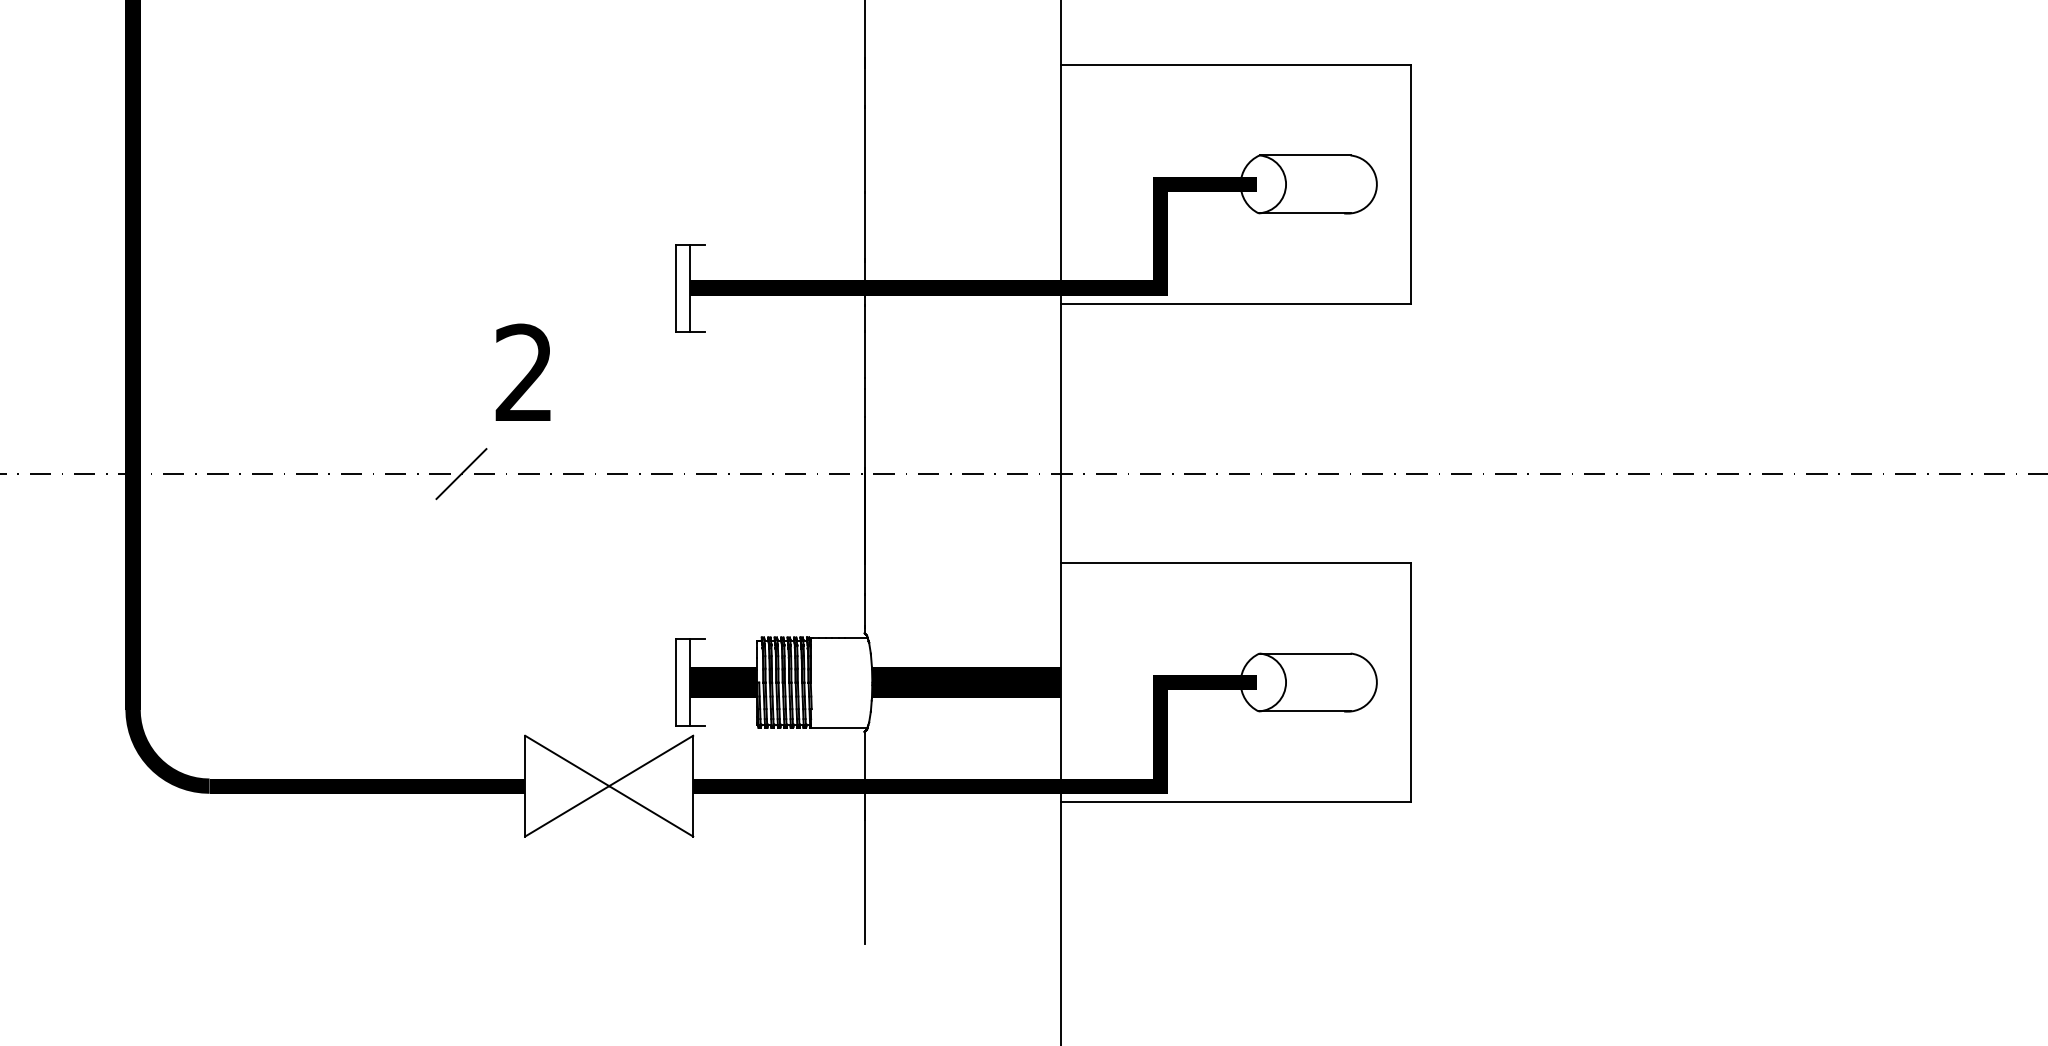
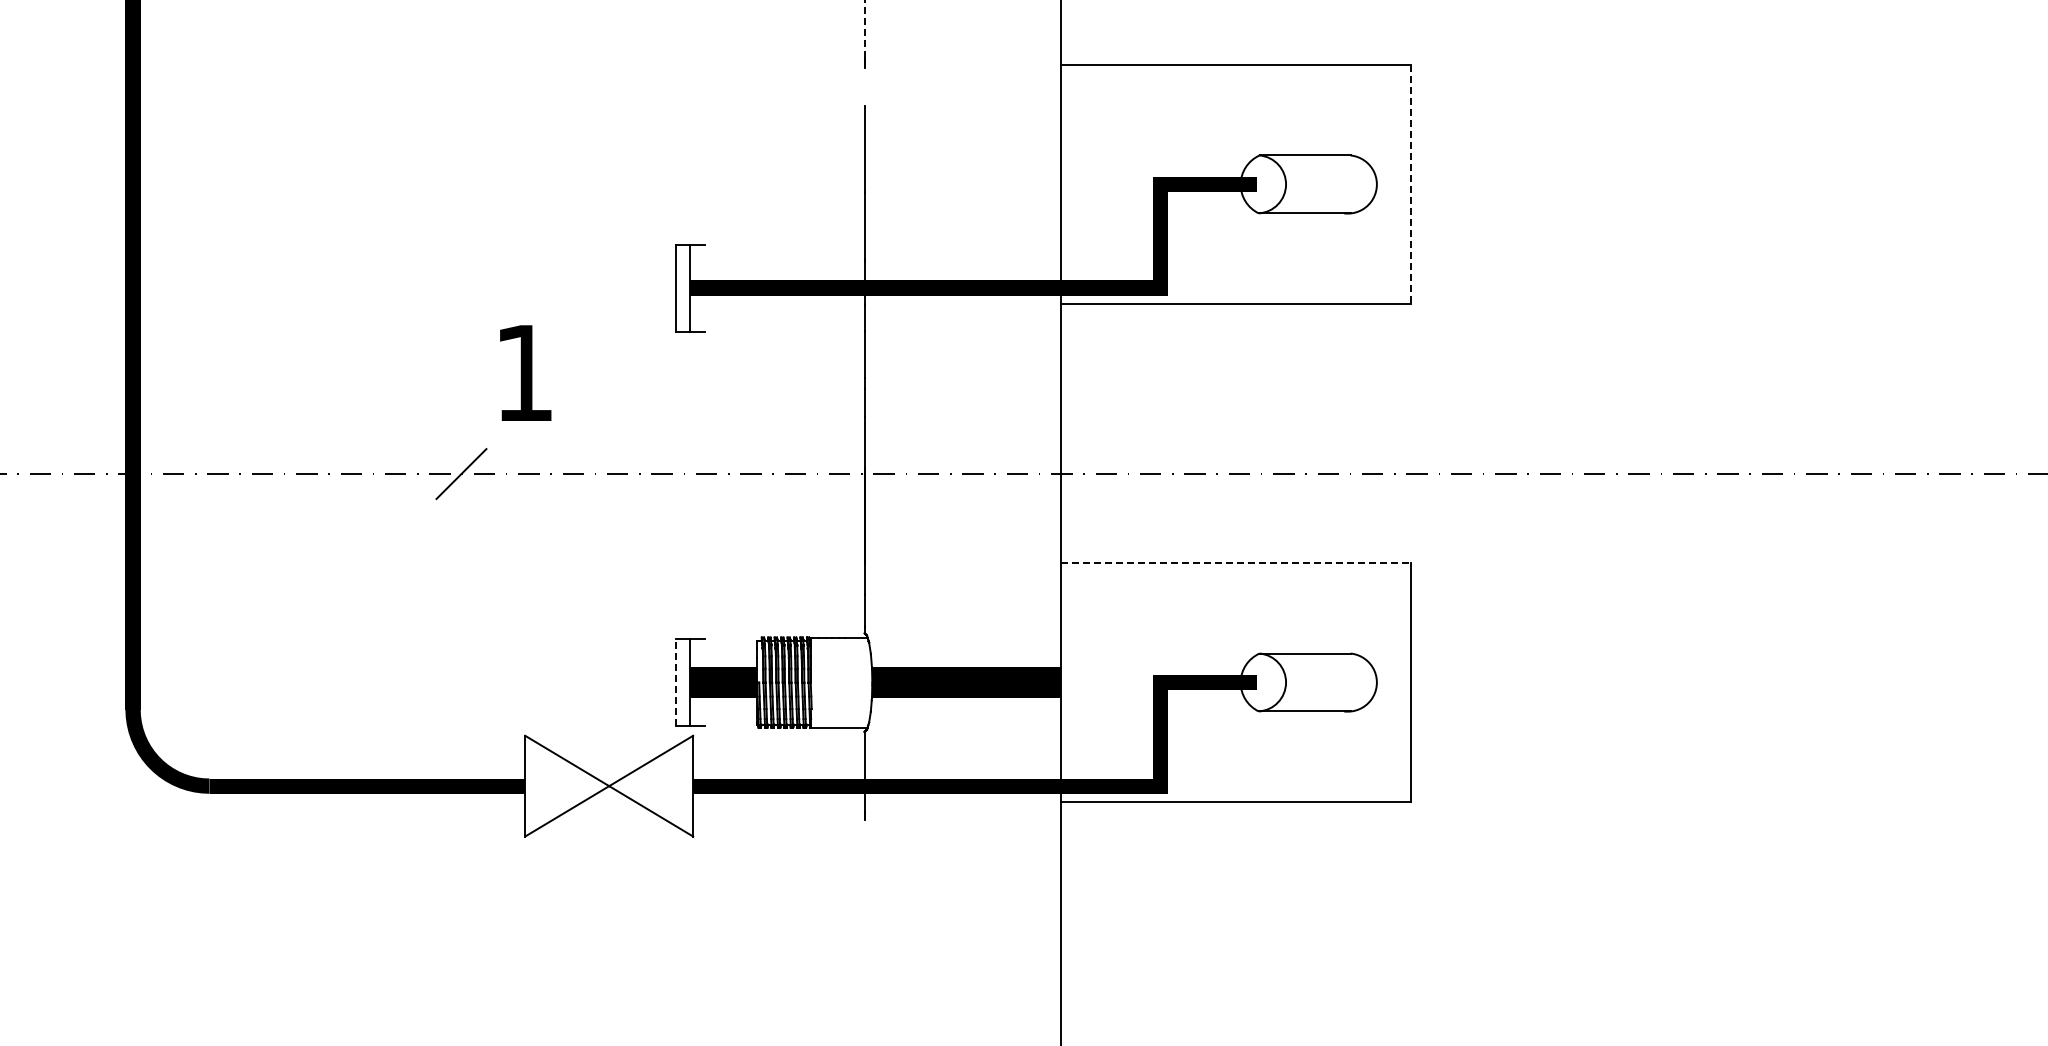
line: solid -> dashed (864, 28)
line: present -> none (864, 87)
line: solid -> dashed (1411, 184)
text: 2 -> 1 (523, 371)
line: solid -> dashed (1236, 562)
line: solid -> dashed (675, 682)
line: present -> none (864, 881)
